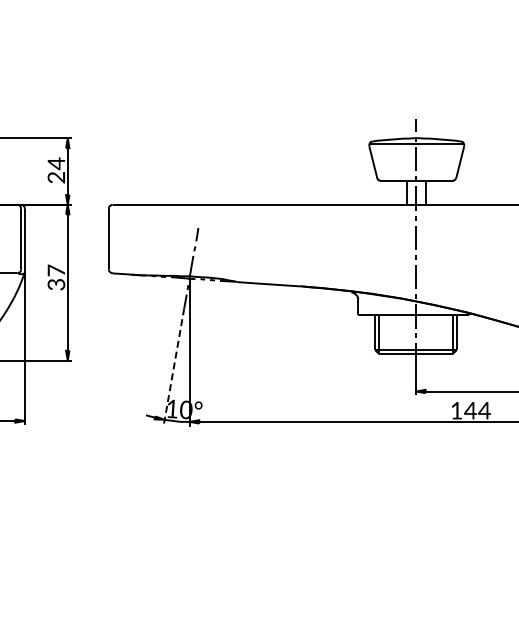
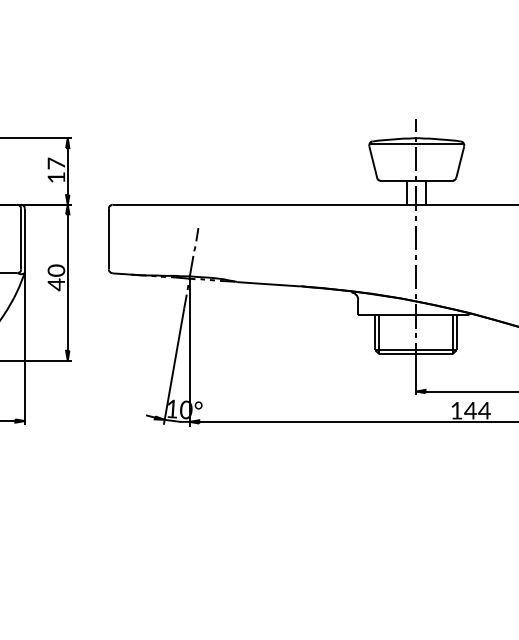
text: 24 -> 17 (56, 170)
text: 37 -> 40 (56, 277)
line: dashed -> solid (173, 367)
